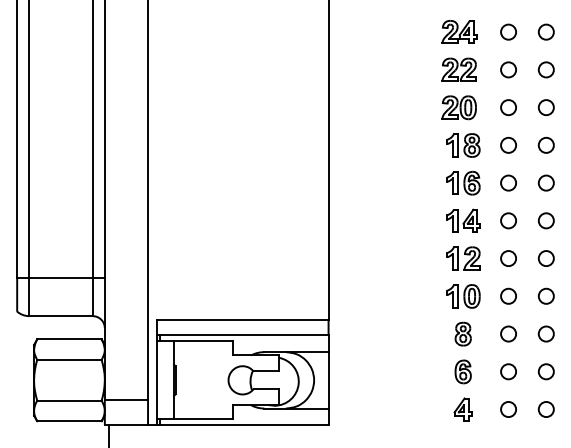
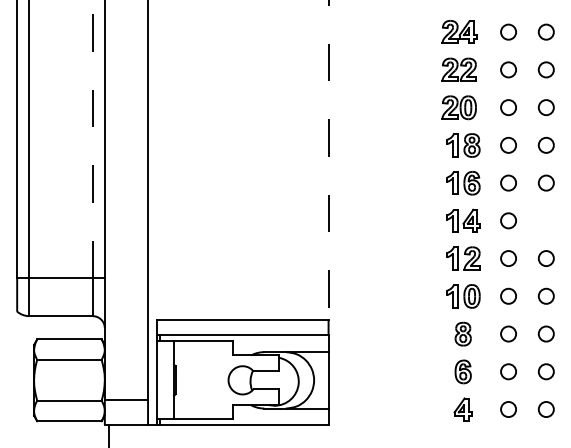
line: solid -> dashed (92, 139)
line: solid -> dashed (328, 160)
circle: present -> none (545, 220)
